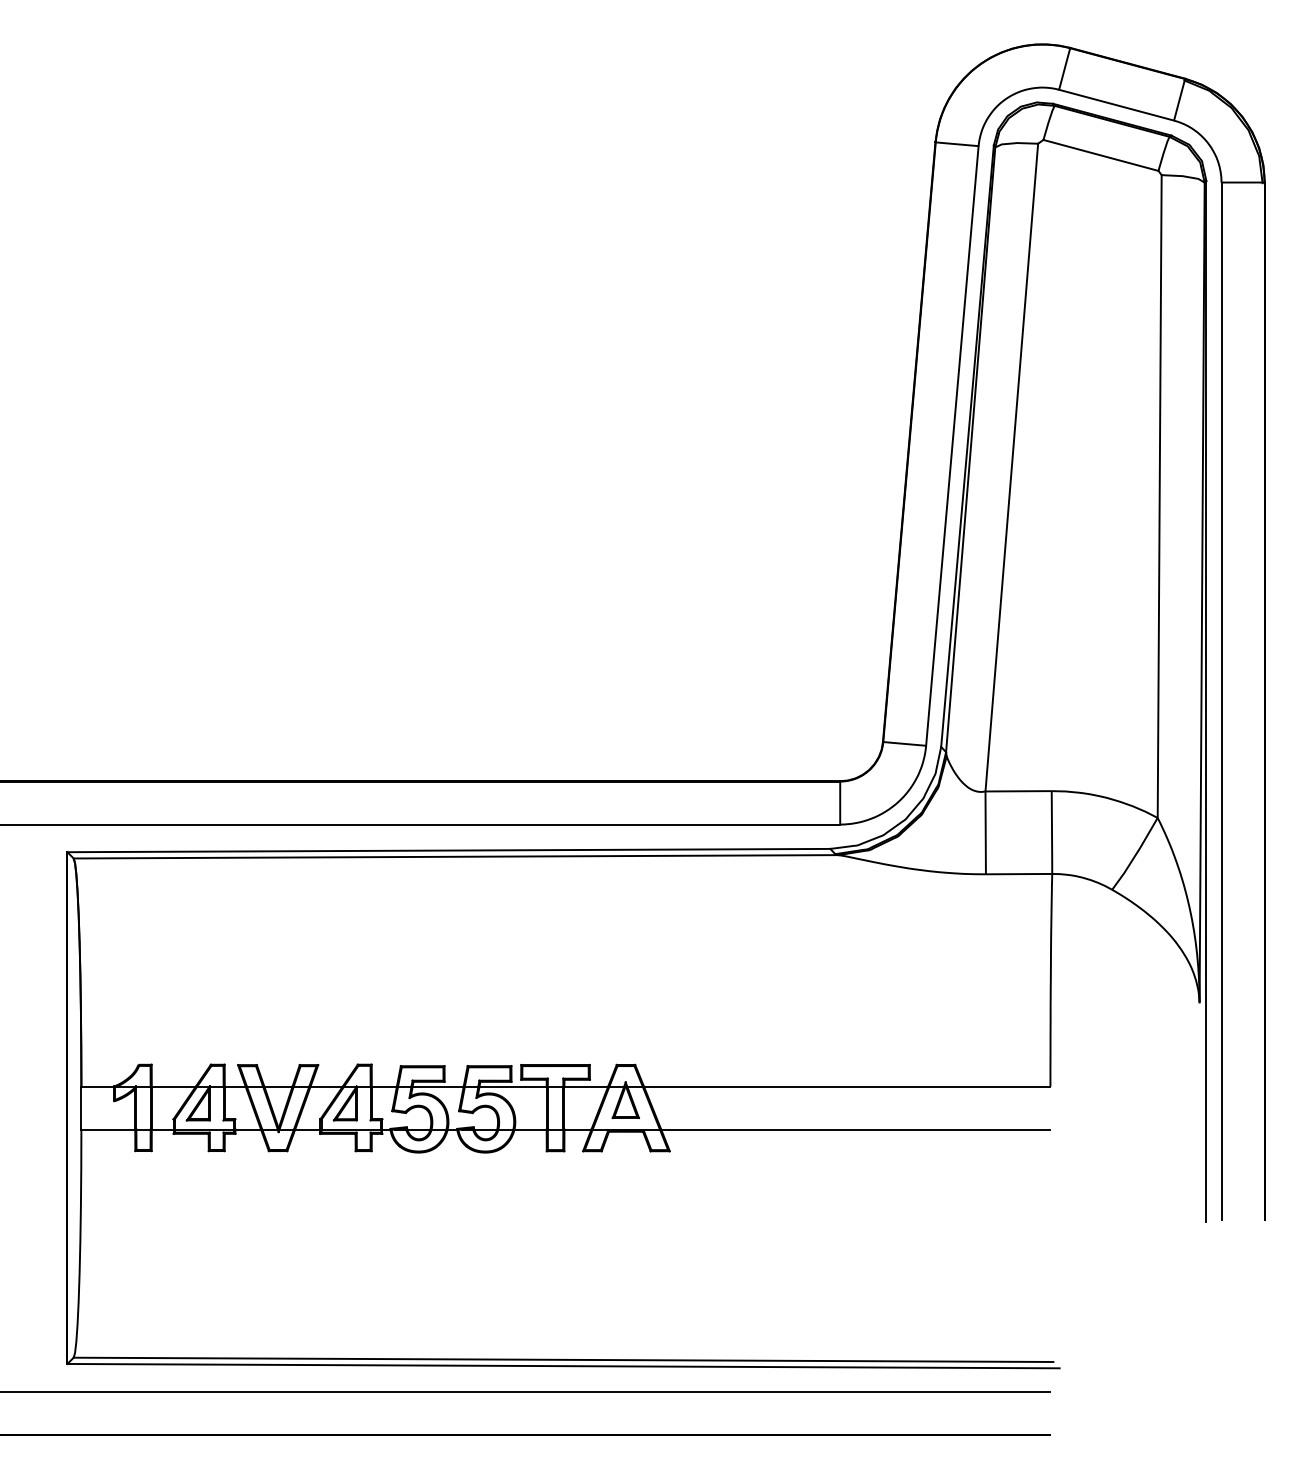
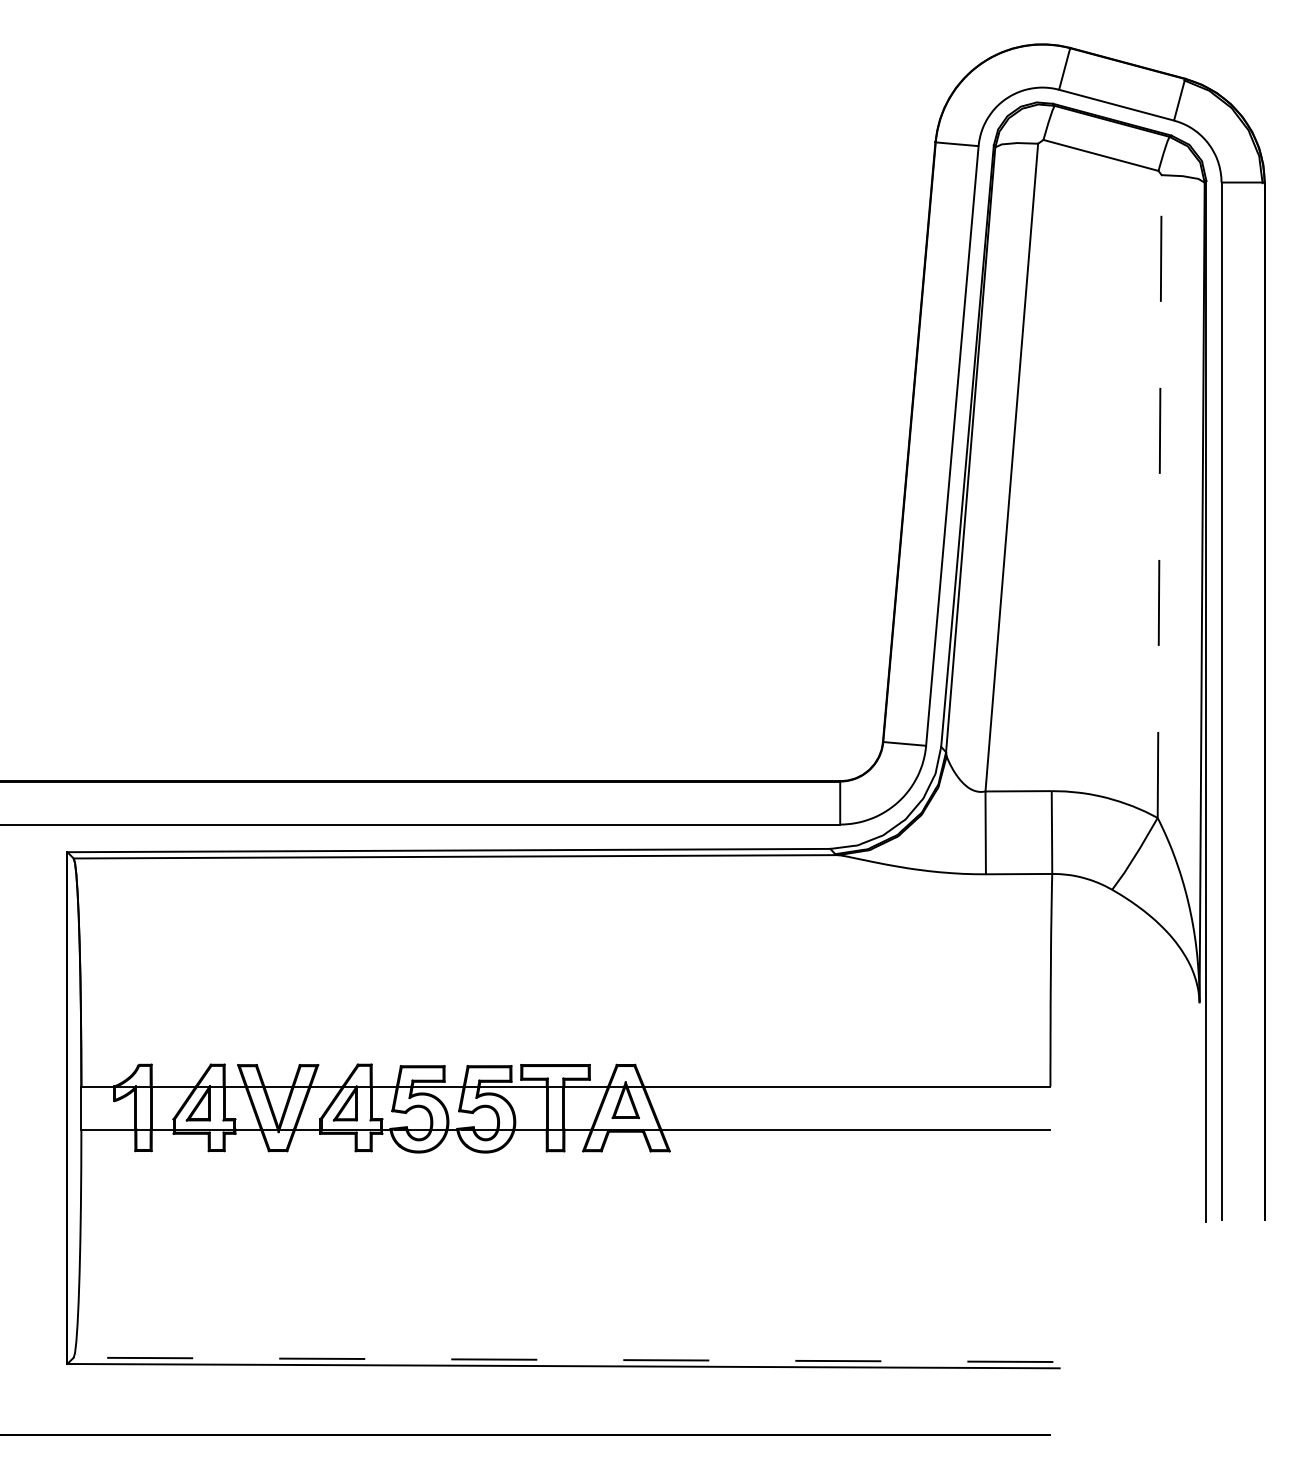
line: solid -> dashed (1159, 496)
line: solid -> dashed (563, 1359)
line: present -> none (525, 1391)
